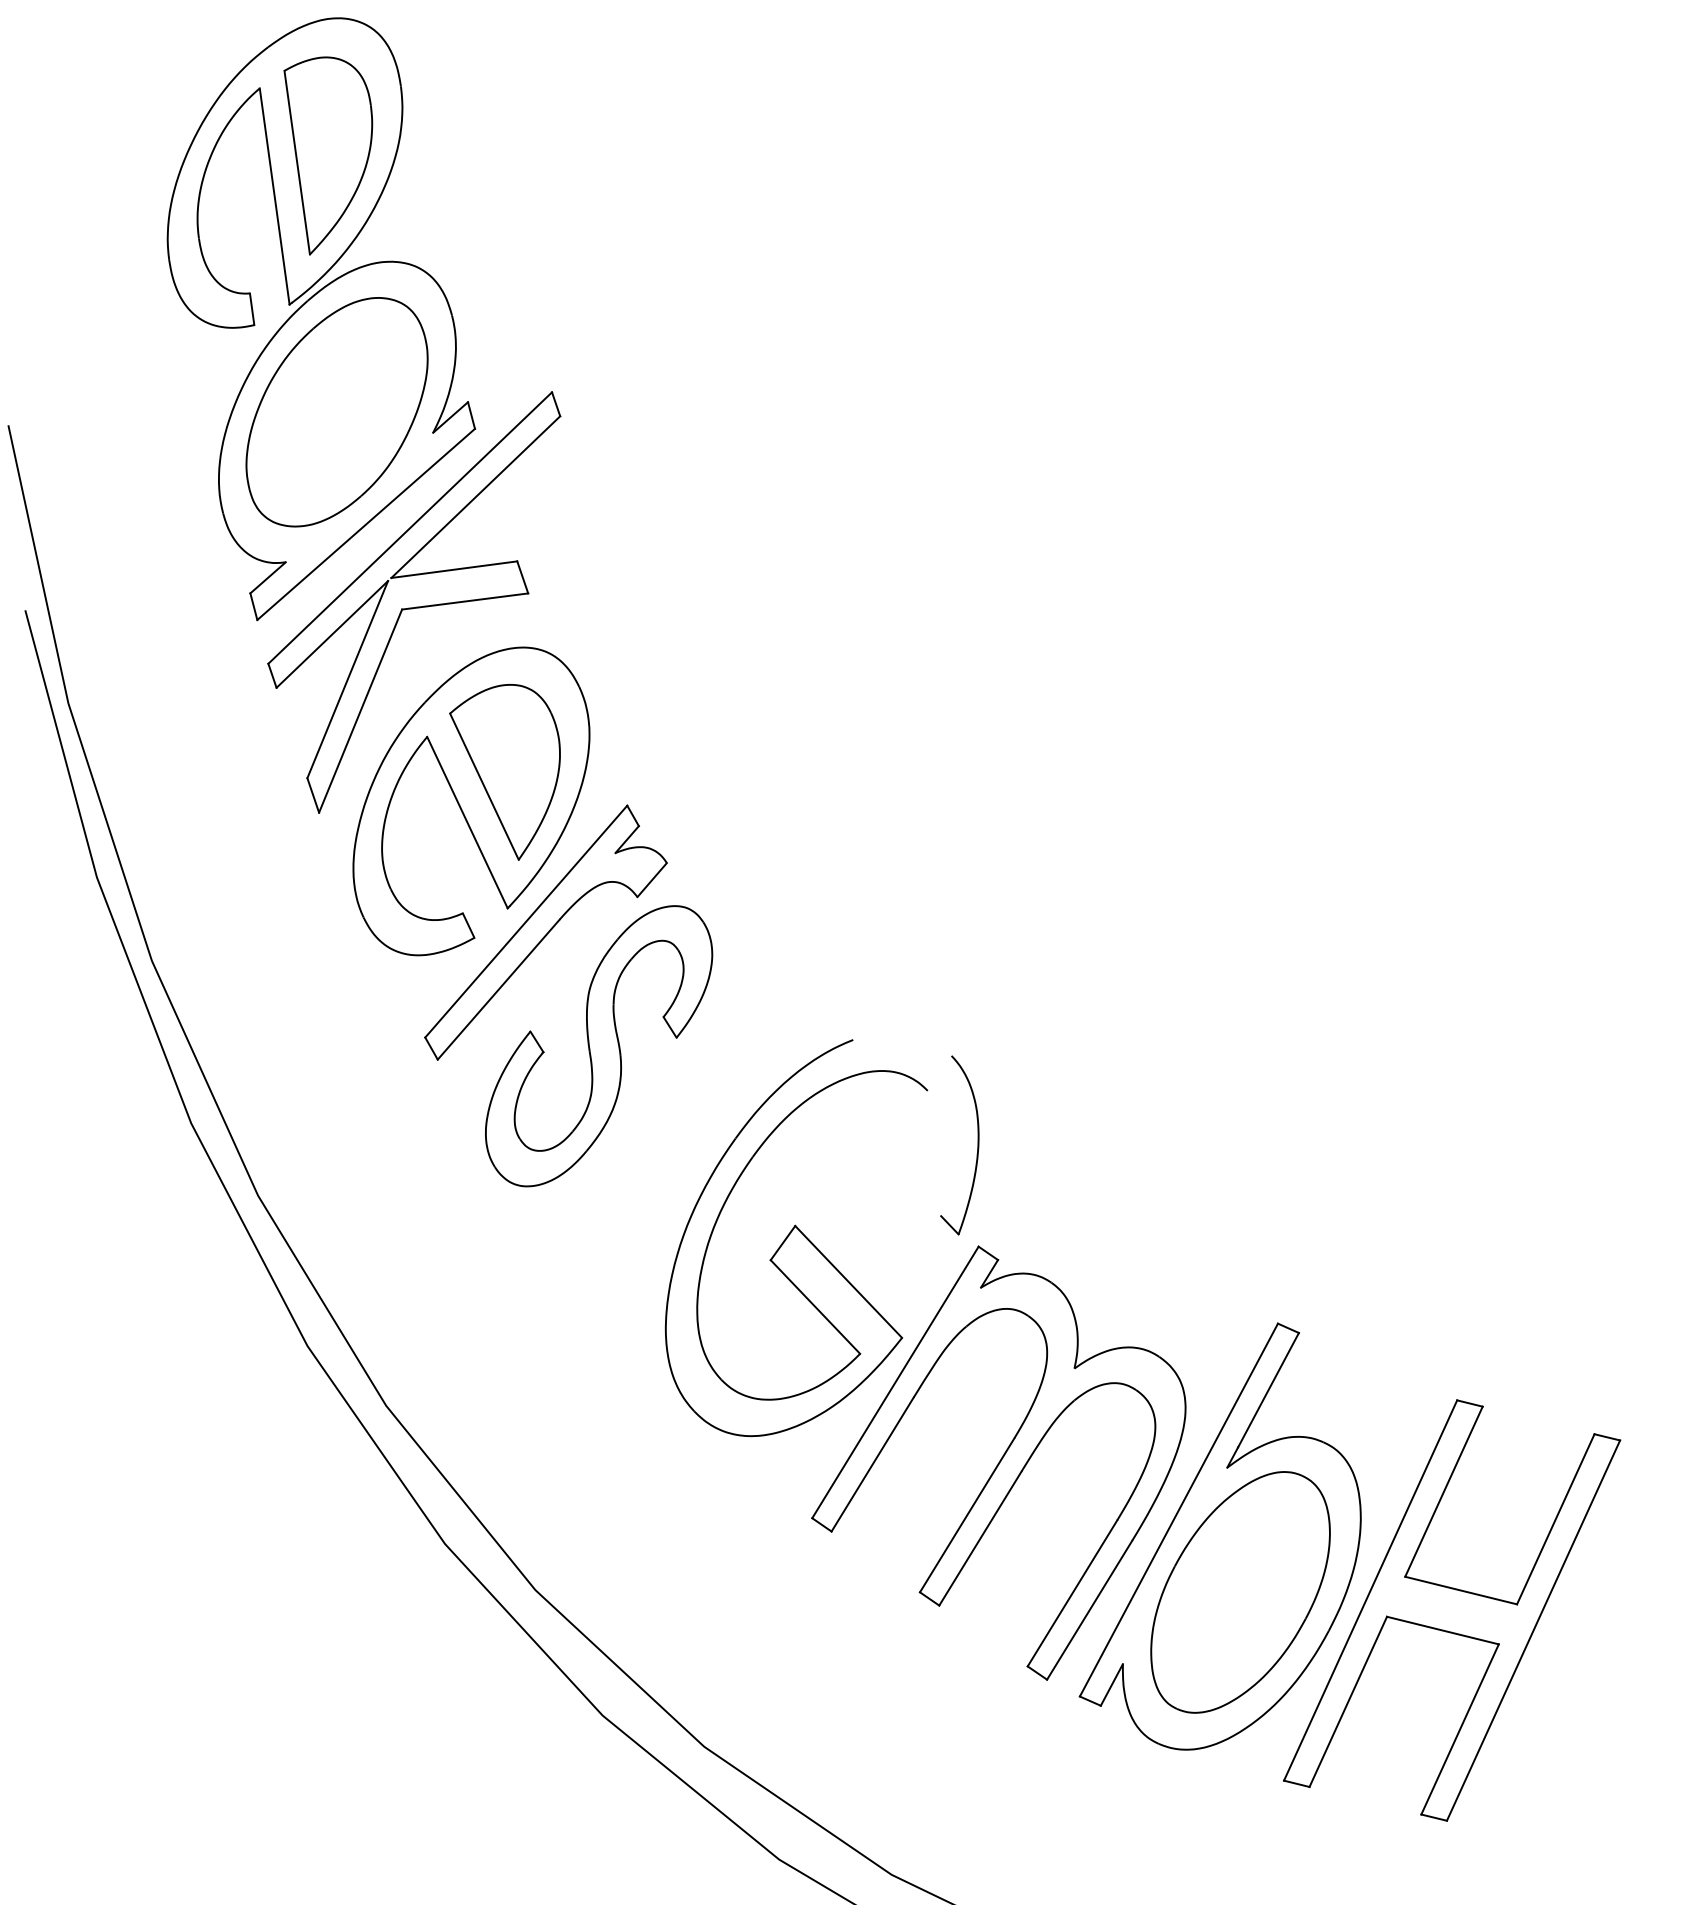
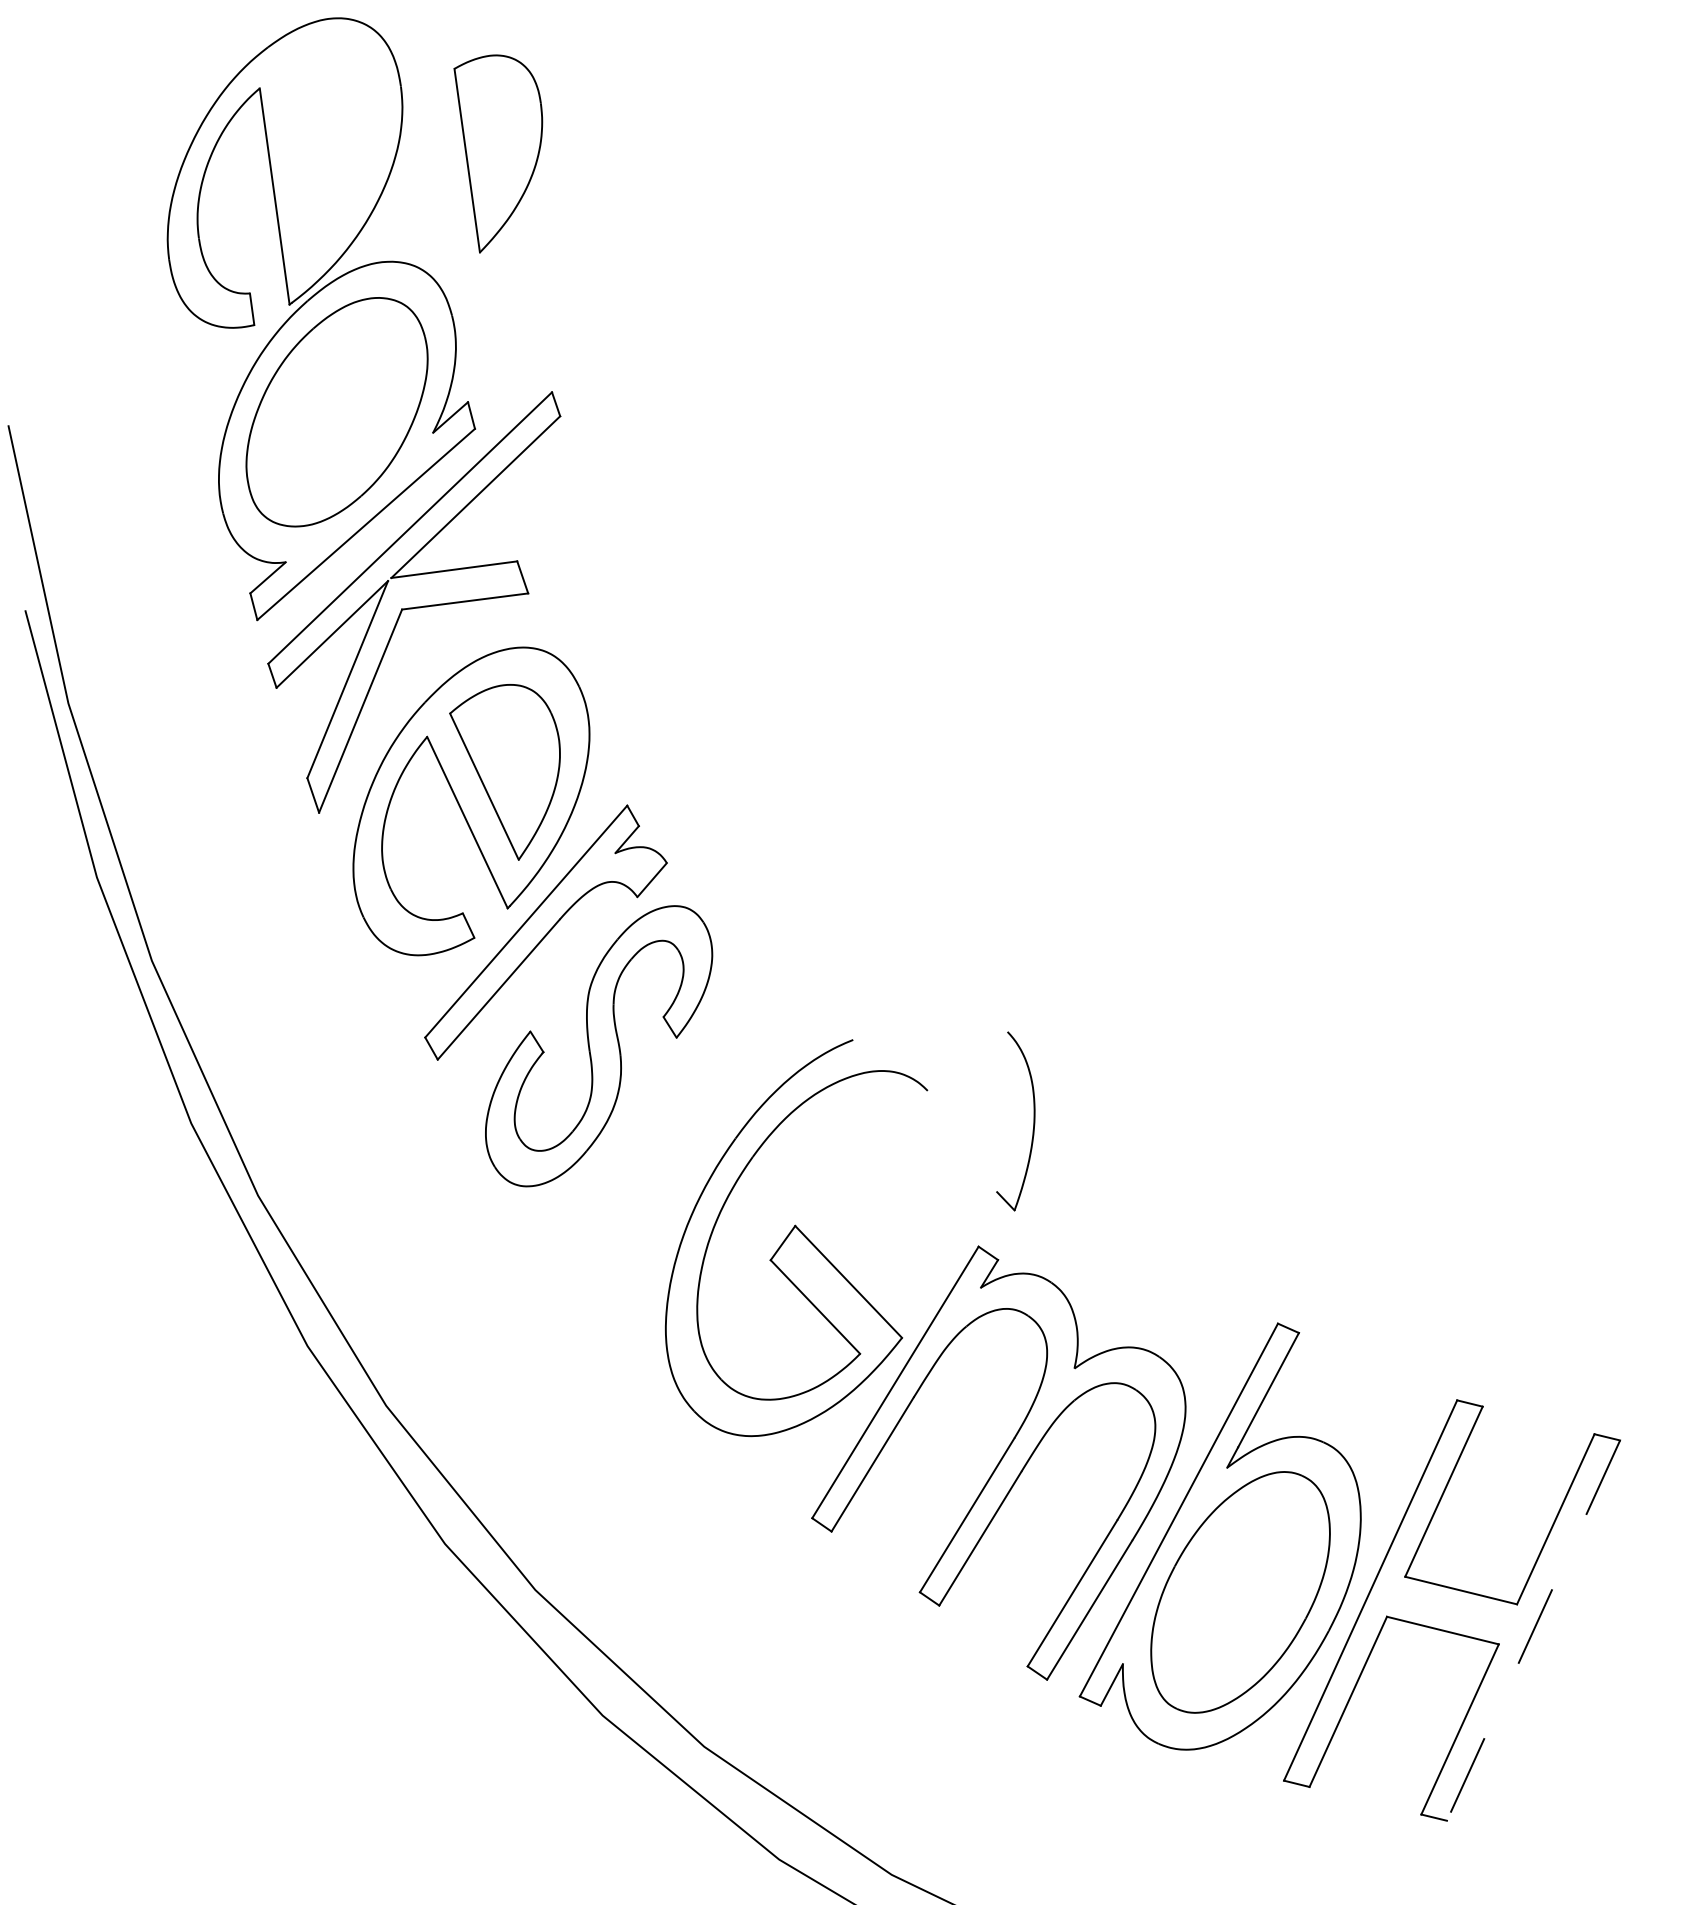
part position: (328, 155) -> (498, 153) (498, 153)
part position: (977, 1145) -> (1033, 1121) (1033, 1121)
line: solid -> dashed (1533, 1630)
